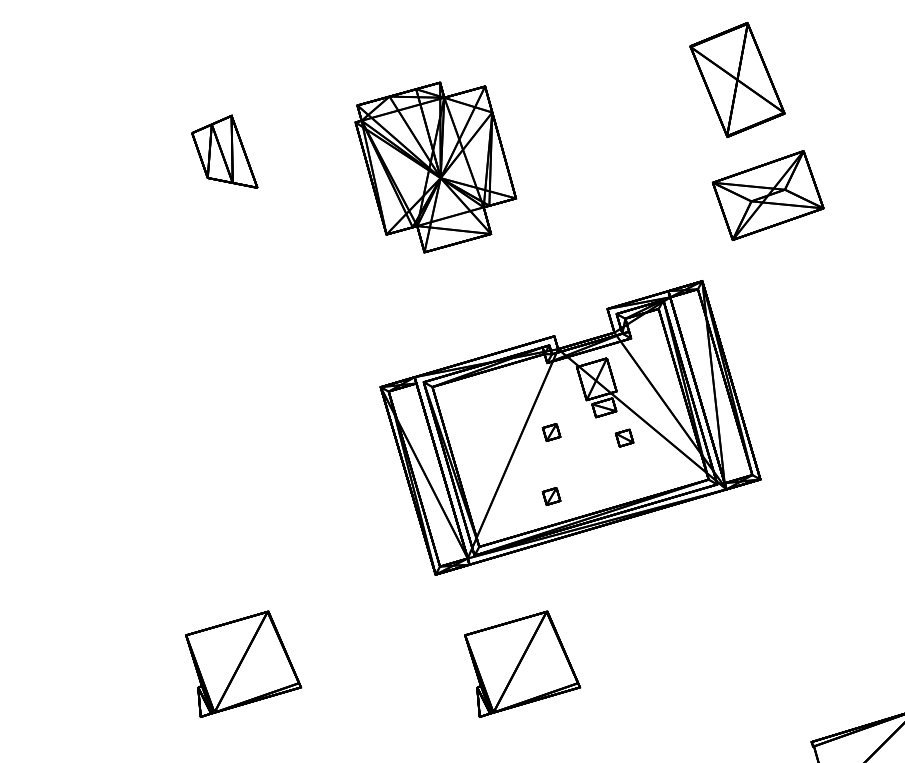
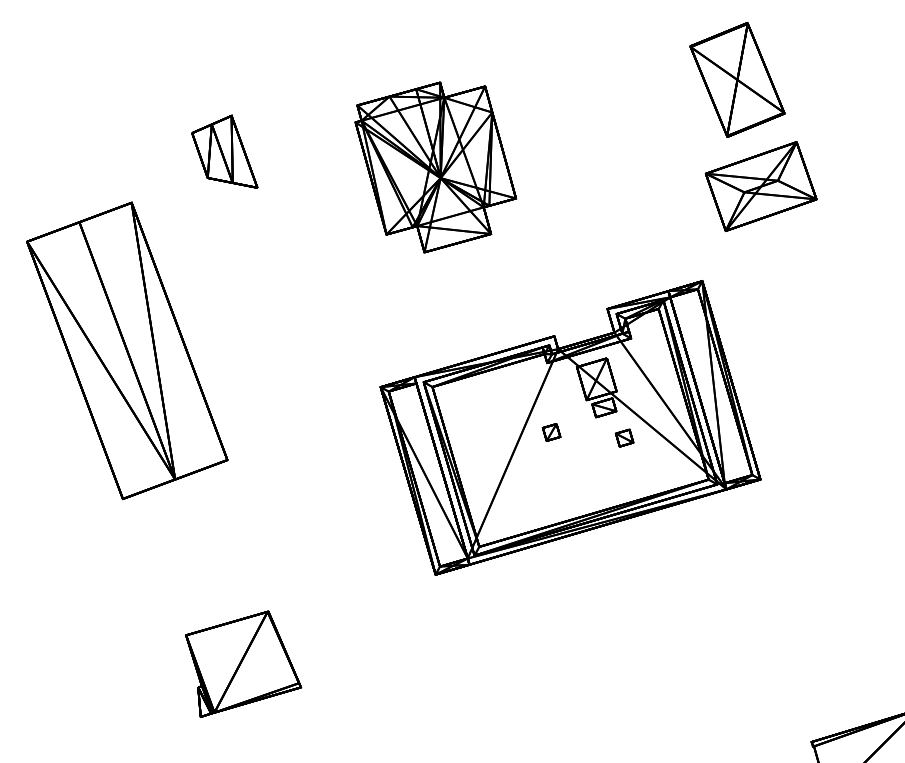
part position: (767, 195) -> (760, 186) (760, 186)
part: none -> present (127, 350)
part: present -> none (551, 496)
part: present -> none (522, 663)
